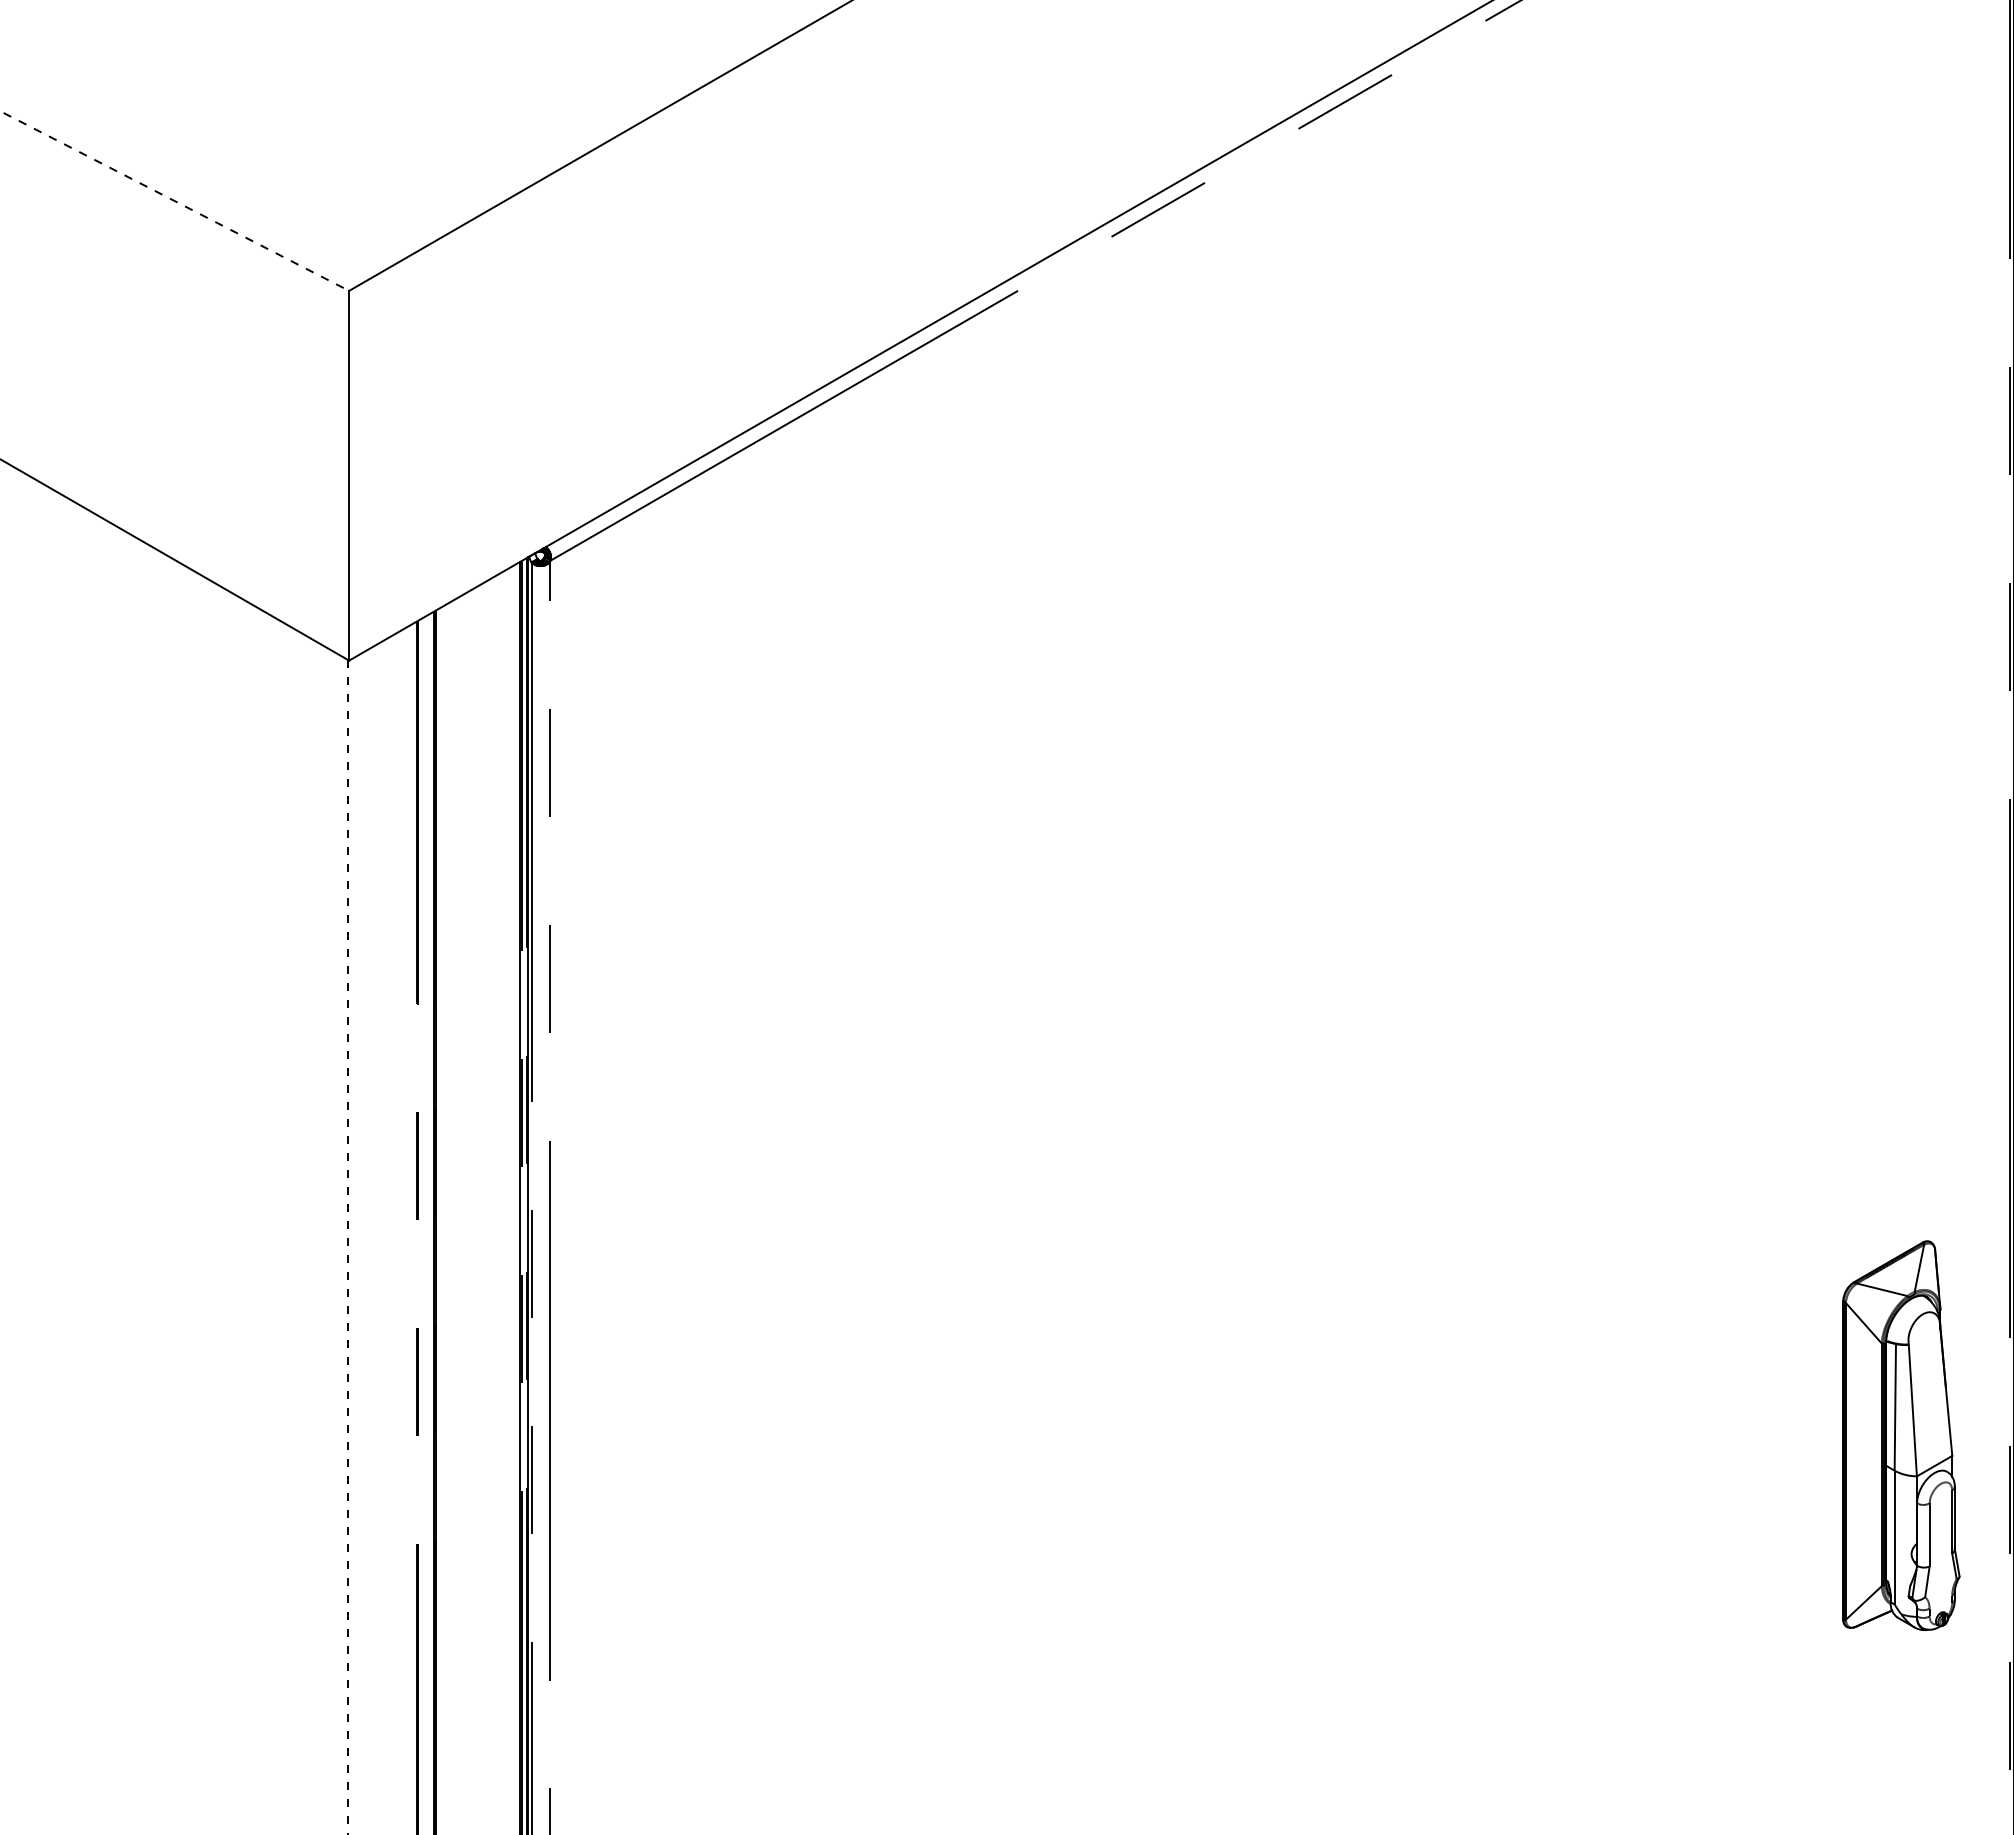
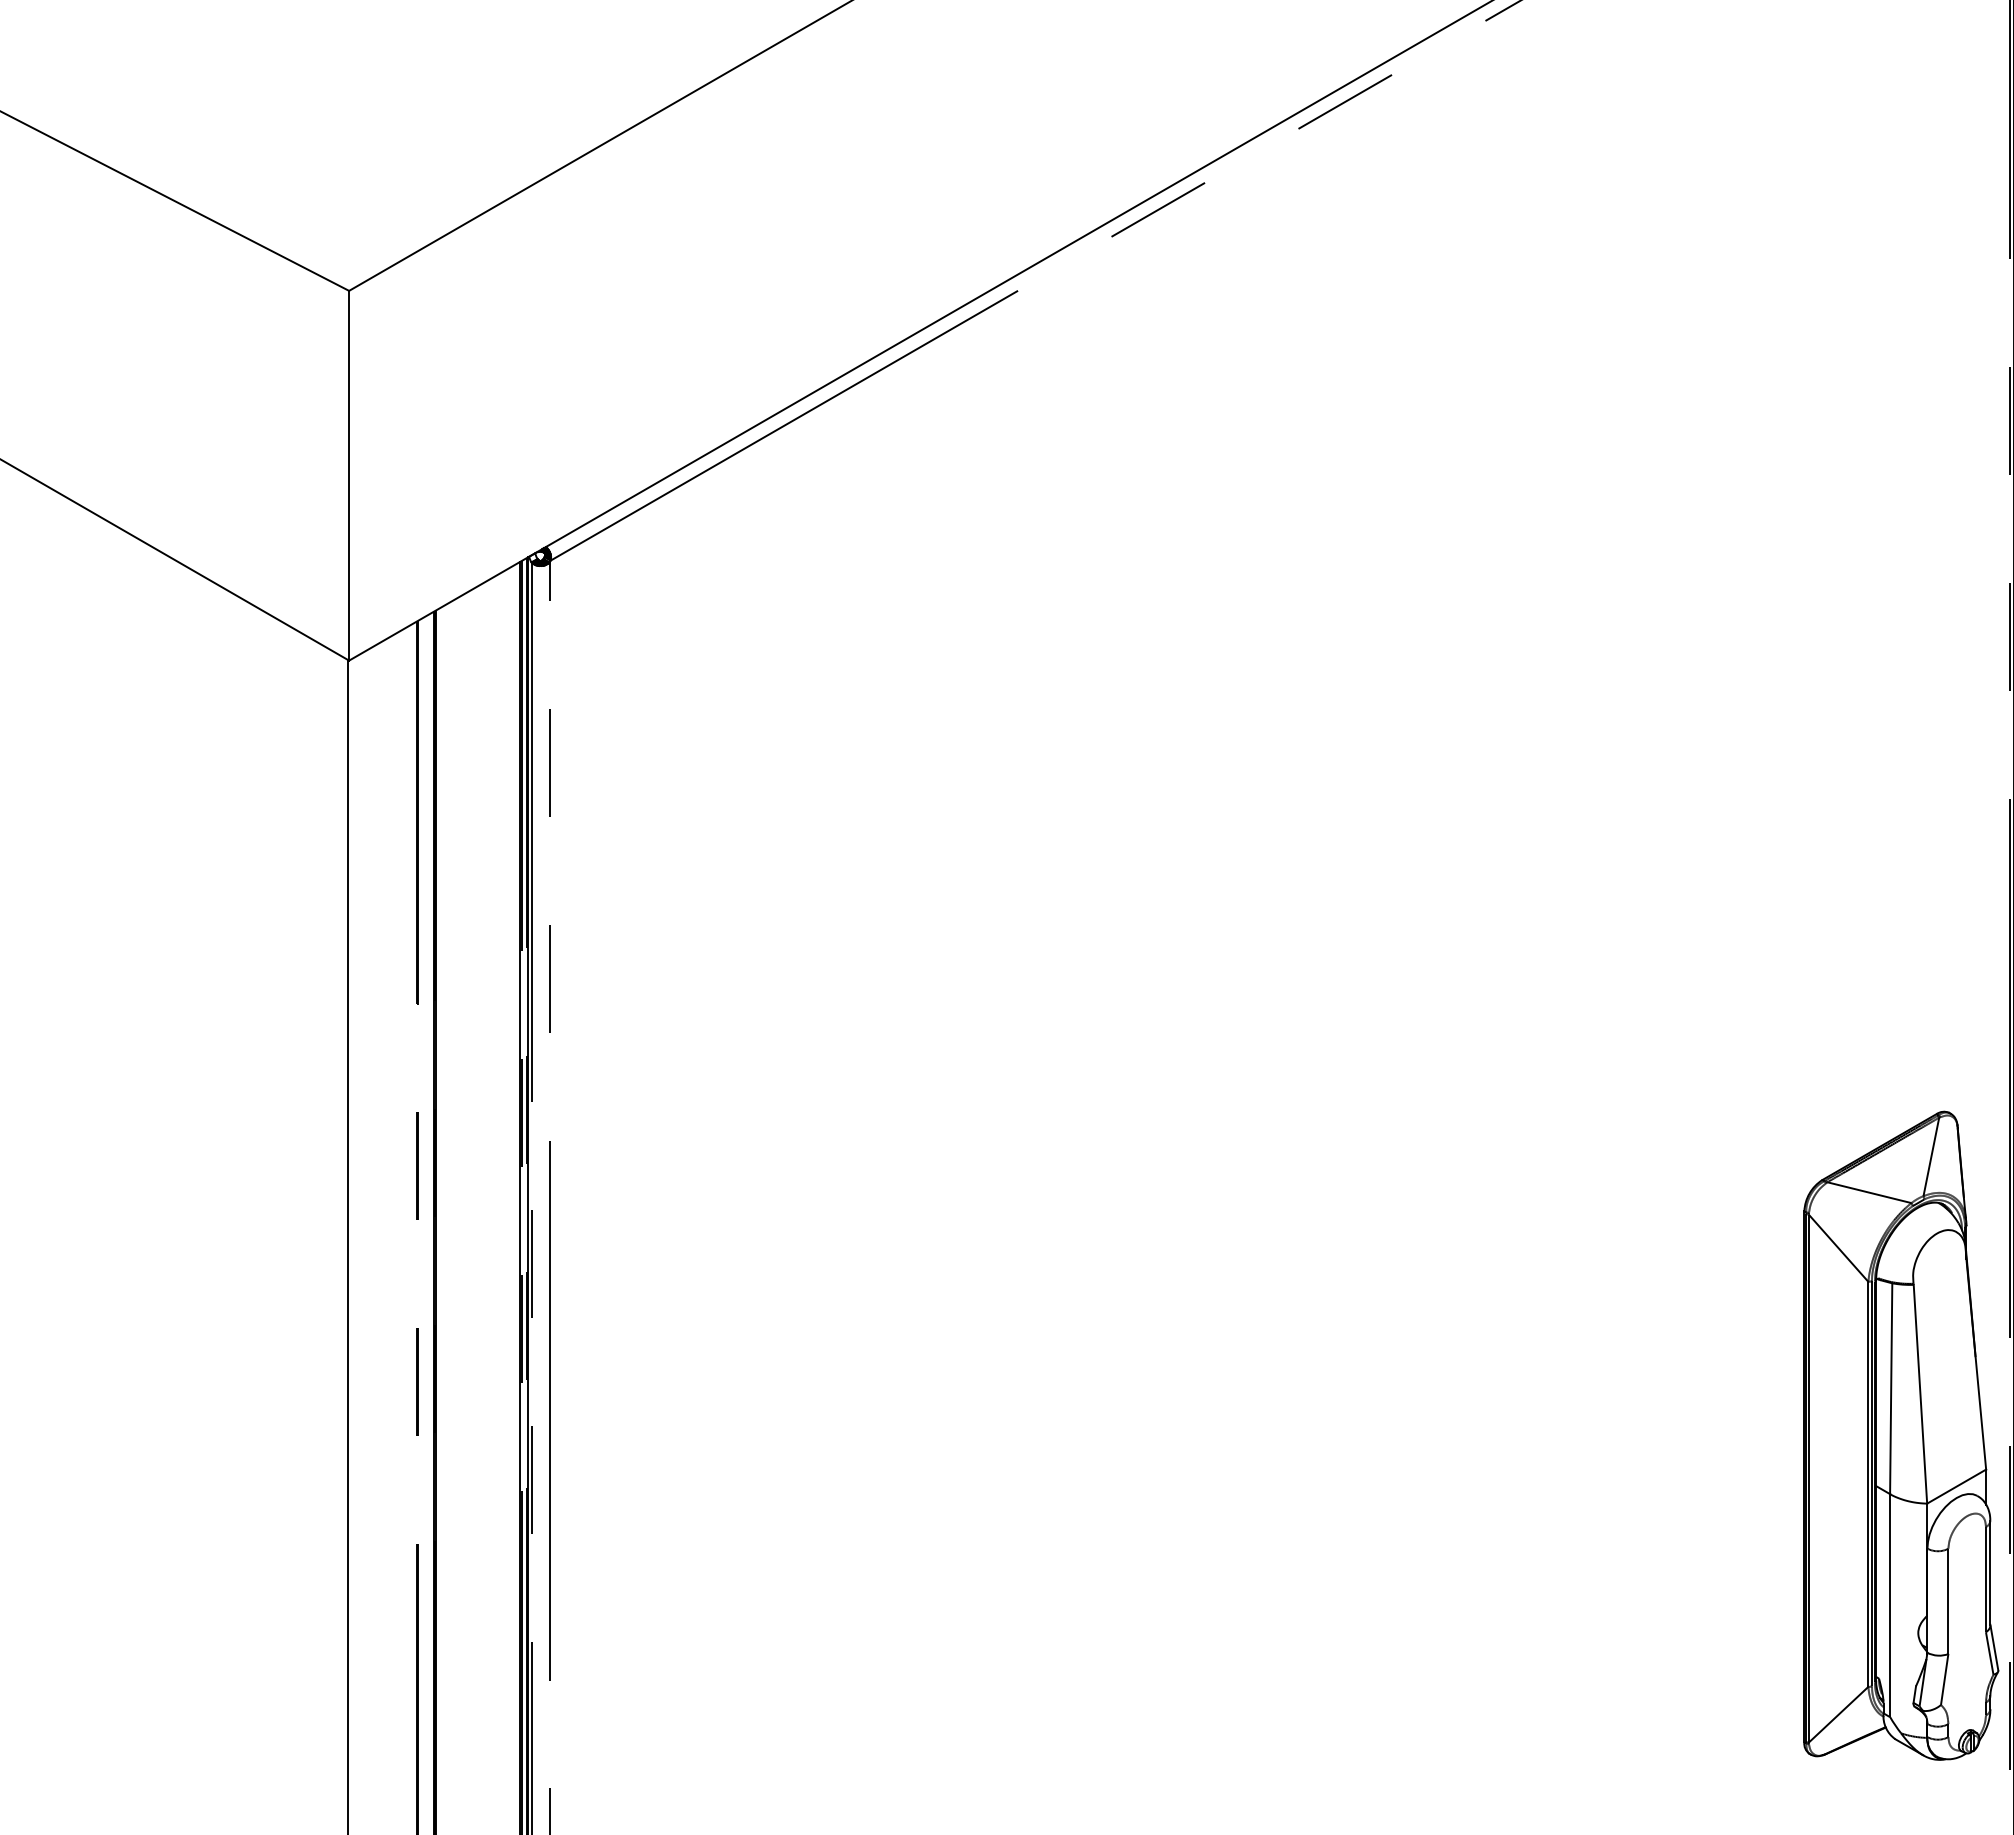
line: dashed -> solid (174, 201)
line: dashed -> solid (347, 1247)
part size: 119x392 px -> 197x651 px (1901, 1435)
